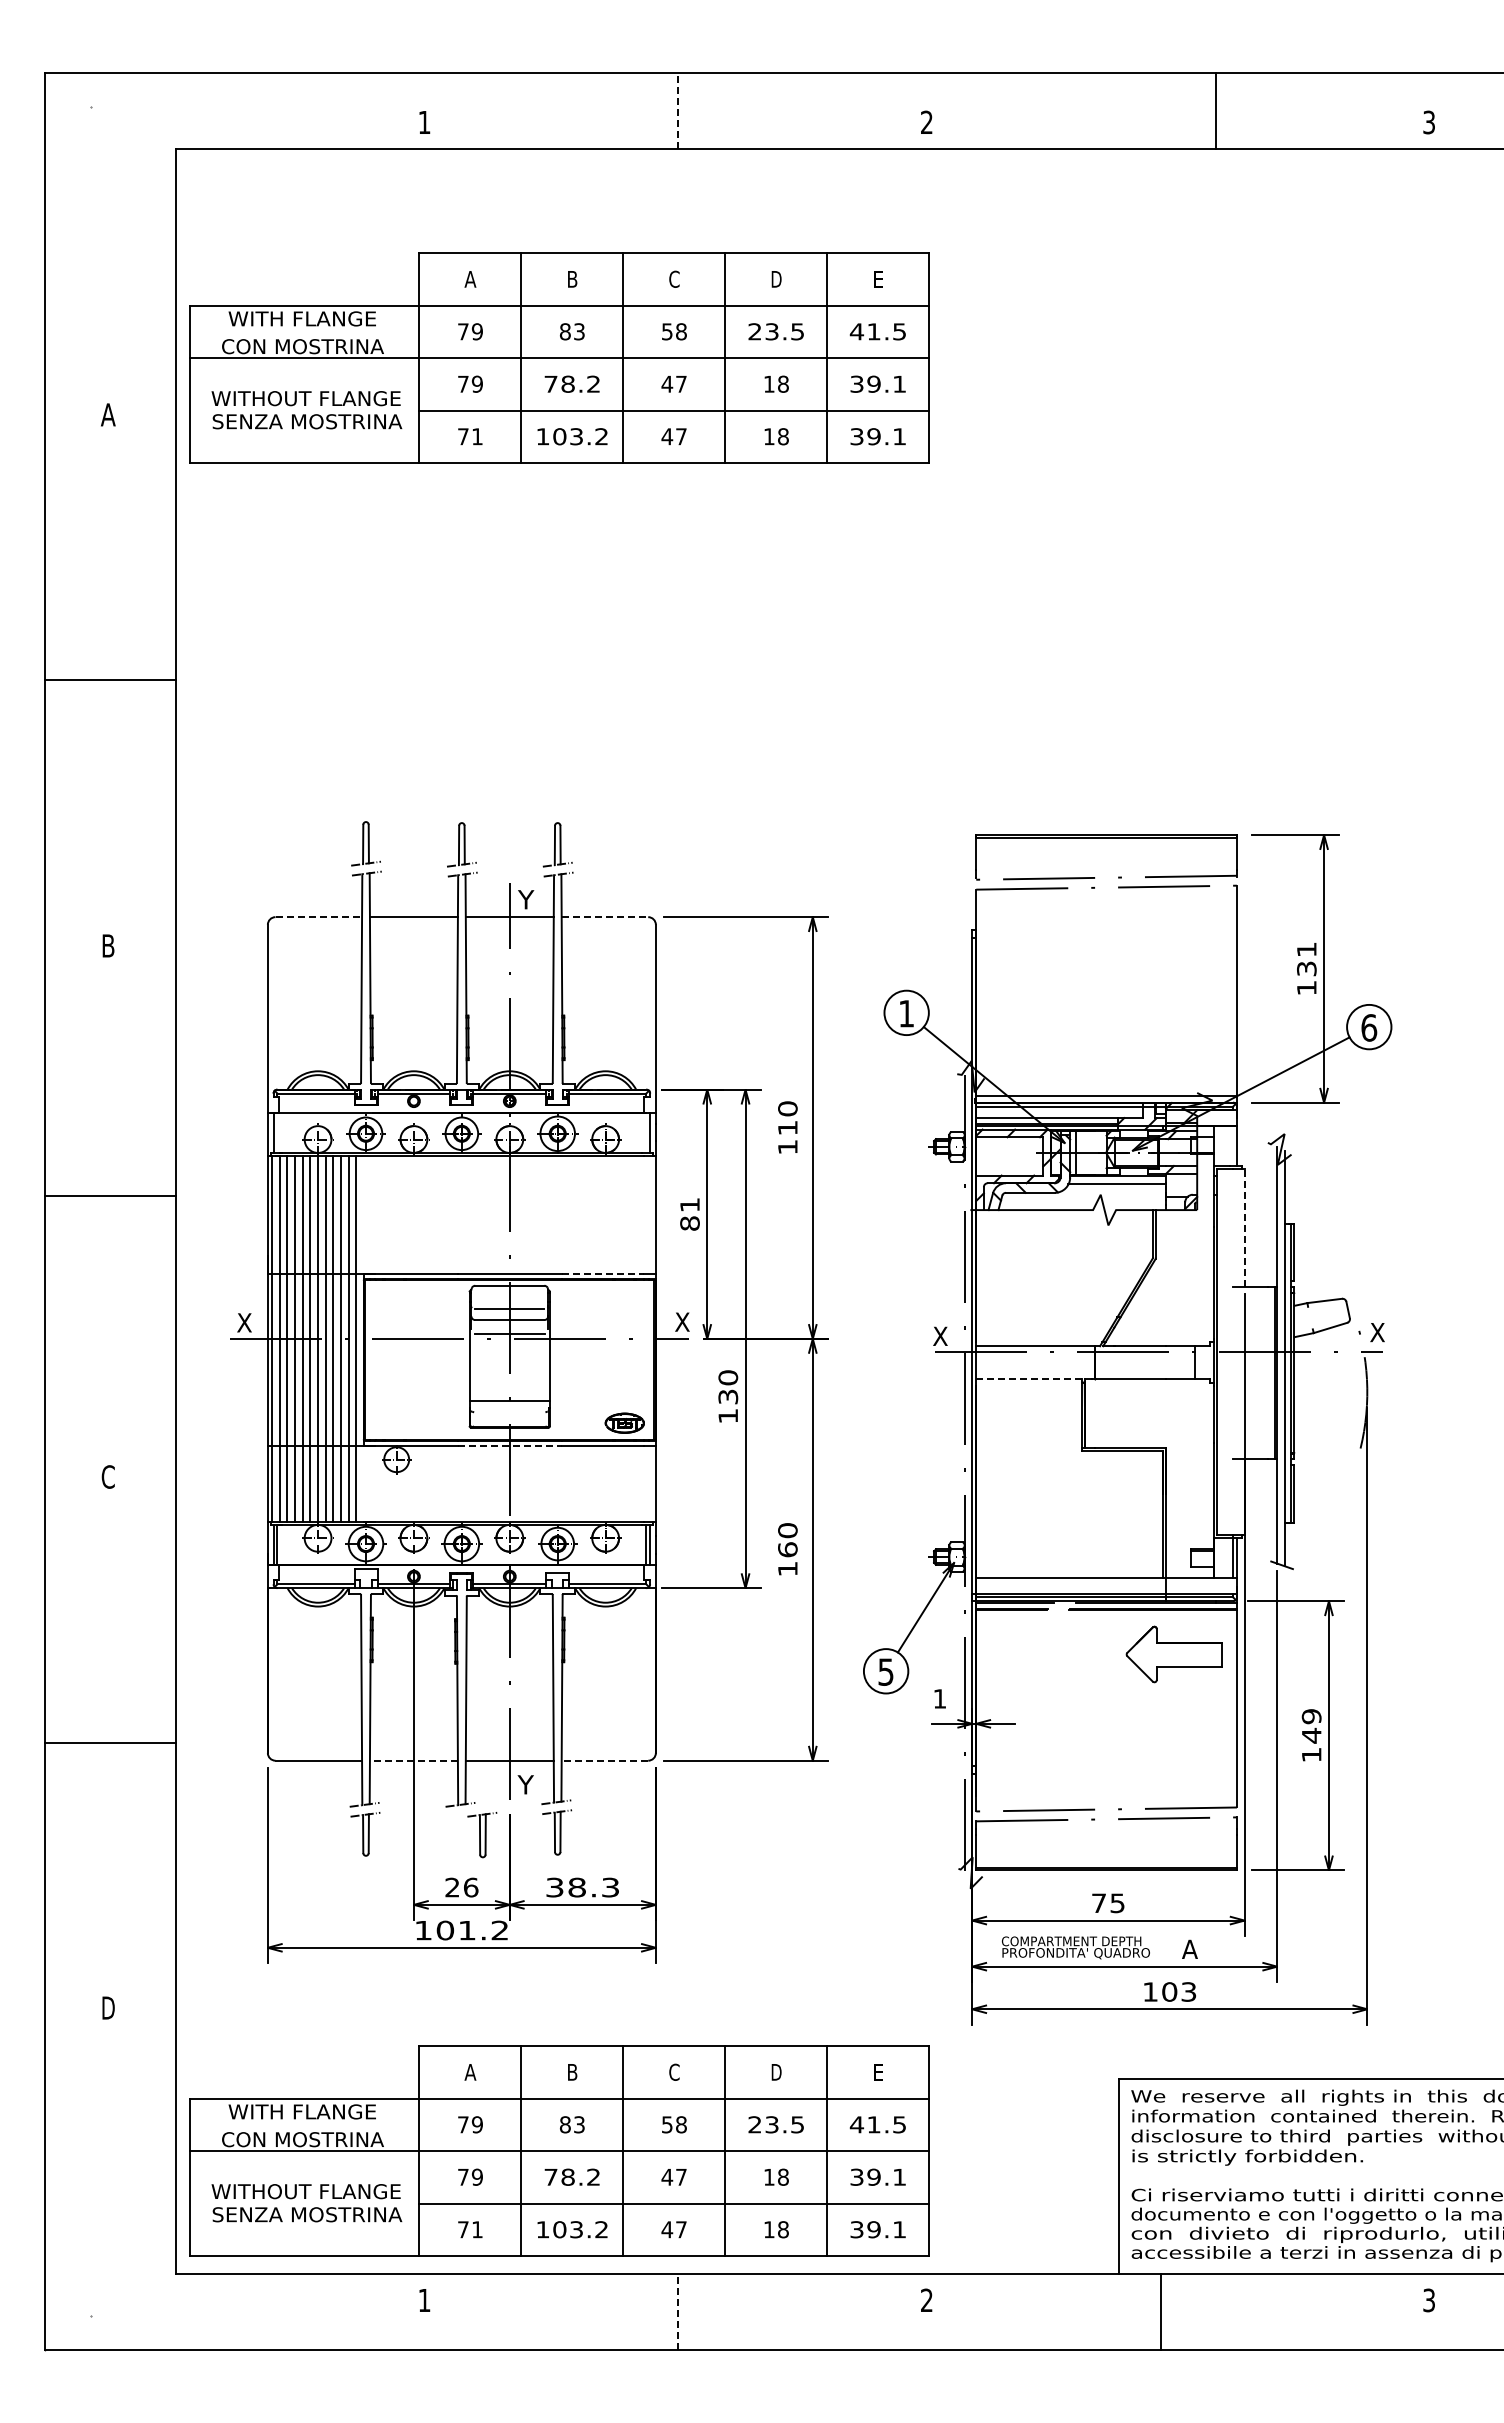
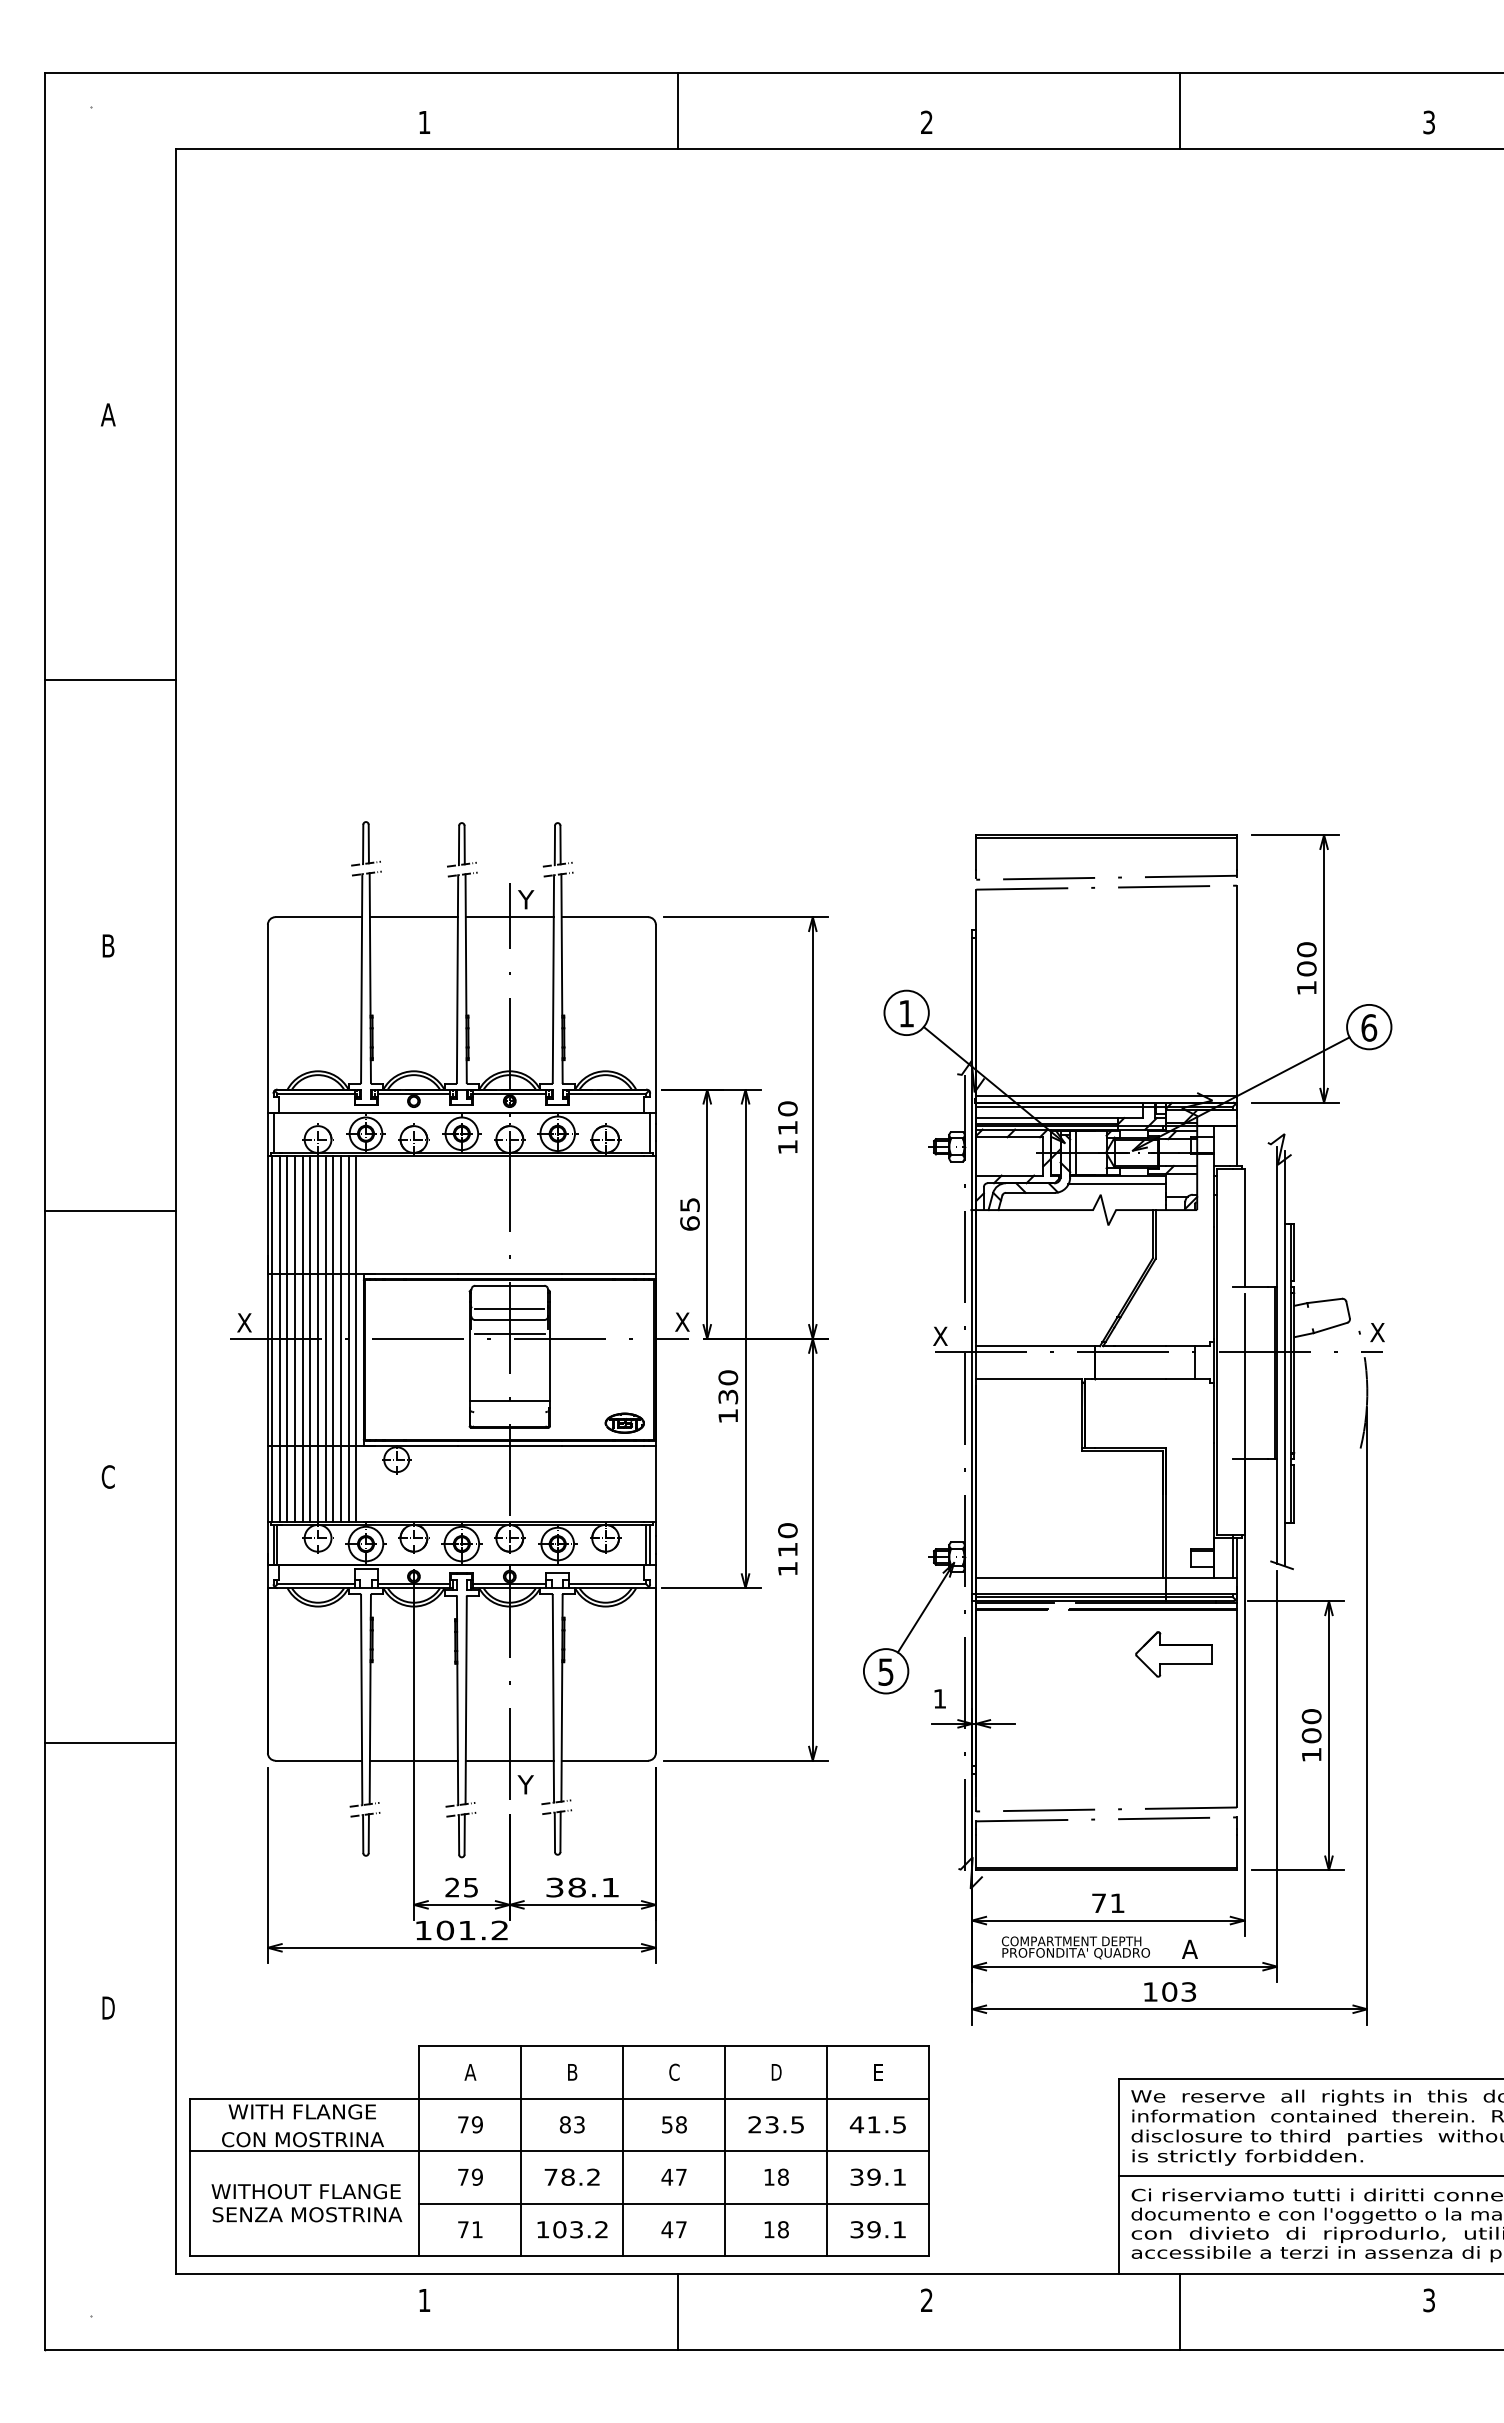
line: dashed -> solid (677, 110)
line position: (1216, 110) -> (1180, 110) (1180, 110)
part: present -> none (559, 357)
line: dashed -> solid (319, 917)
line: dashed -> solid (605, 917)
text: 131 -> 100 (1306, 959)
line position: (110, 1196) -> (110, 1211) (110, 1211)
text: 81 -> 65 (689, 1214)
line: dashed -> solid (1244, 1227)
line: dashed -> solid (603, 1273)
line: dashed -> solid (1029, 1378)
line: dashed -> solid (509, 1446)
text: 160 -> 110 (787, 1549)
part size: 98x59 px -> 78x47 px (1173, 1654)
text: 149 -> 100 (1311, 1726)
line: dashed -> solid (413, 1760)
line: dashed -> solid (604, 1760)
part position: (482, 1835) -> (461, 1835) (461, 1835)
text: 26 -> 25 (471, 1887)
text: 38.3 -> 38.1 (610, 1887)
text: 75 -> 71 (1117, 1903)
line: none -> present (1309, 2176)
line: dashed -> solid (677, 2311)
line position: (1161, 2311) -> (1180, 2311) (1180, 2311)
